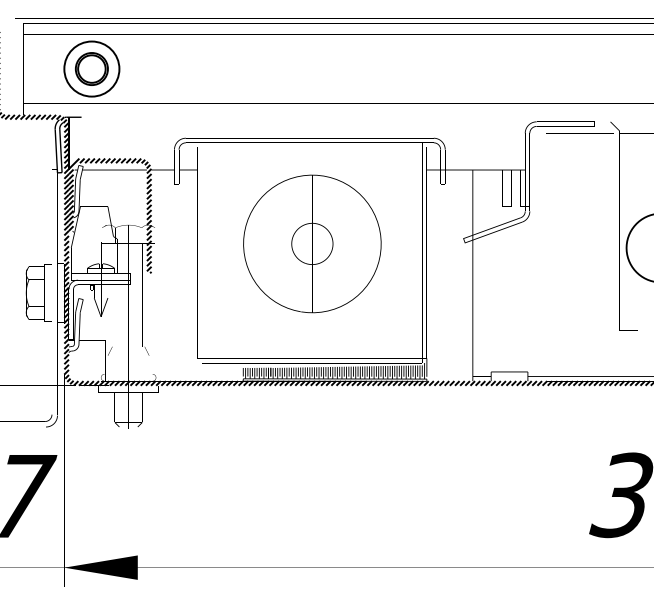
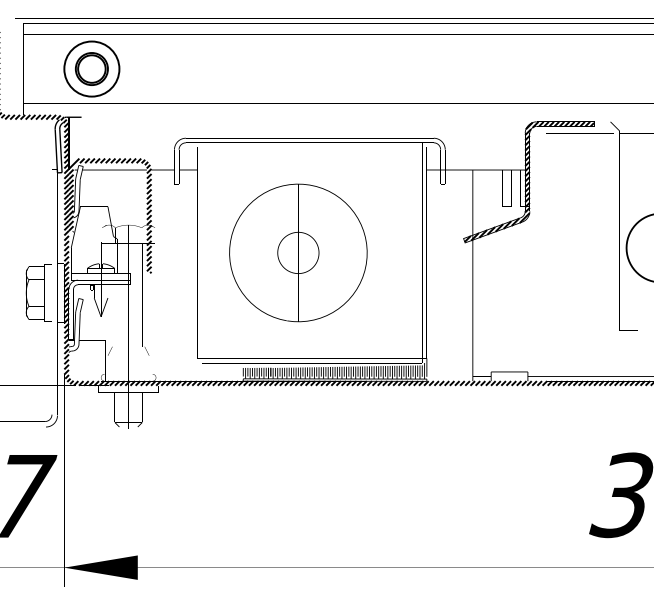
hatch: none -> present (529, 181)
part position: (312, 243) -> (298, 252) (298, 252)
